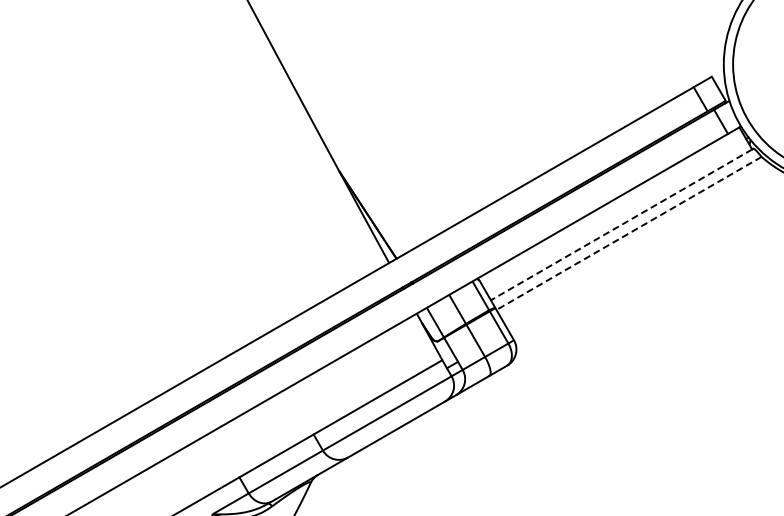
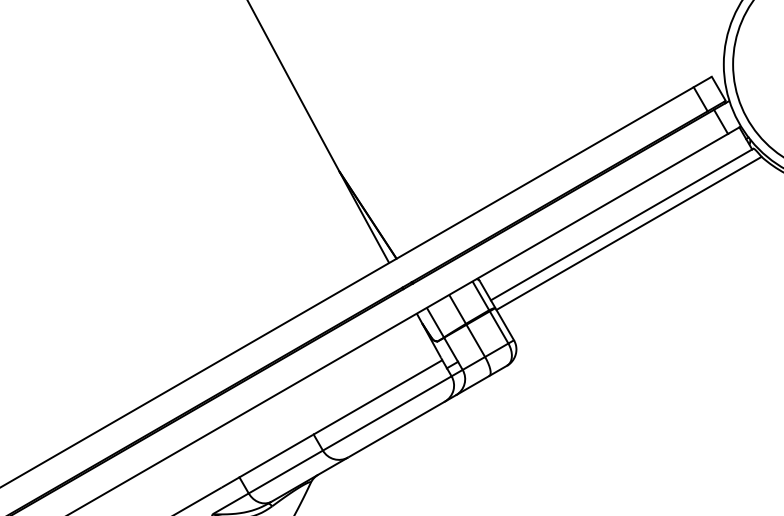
line: dashed -> solid (621, 224)
line: dashed -> solid (628, 233)
